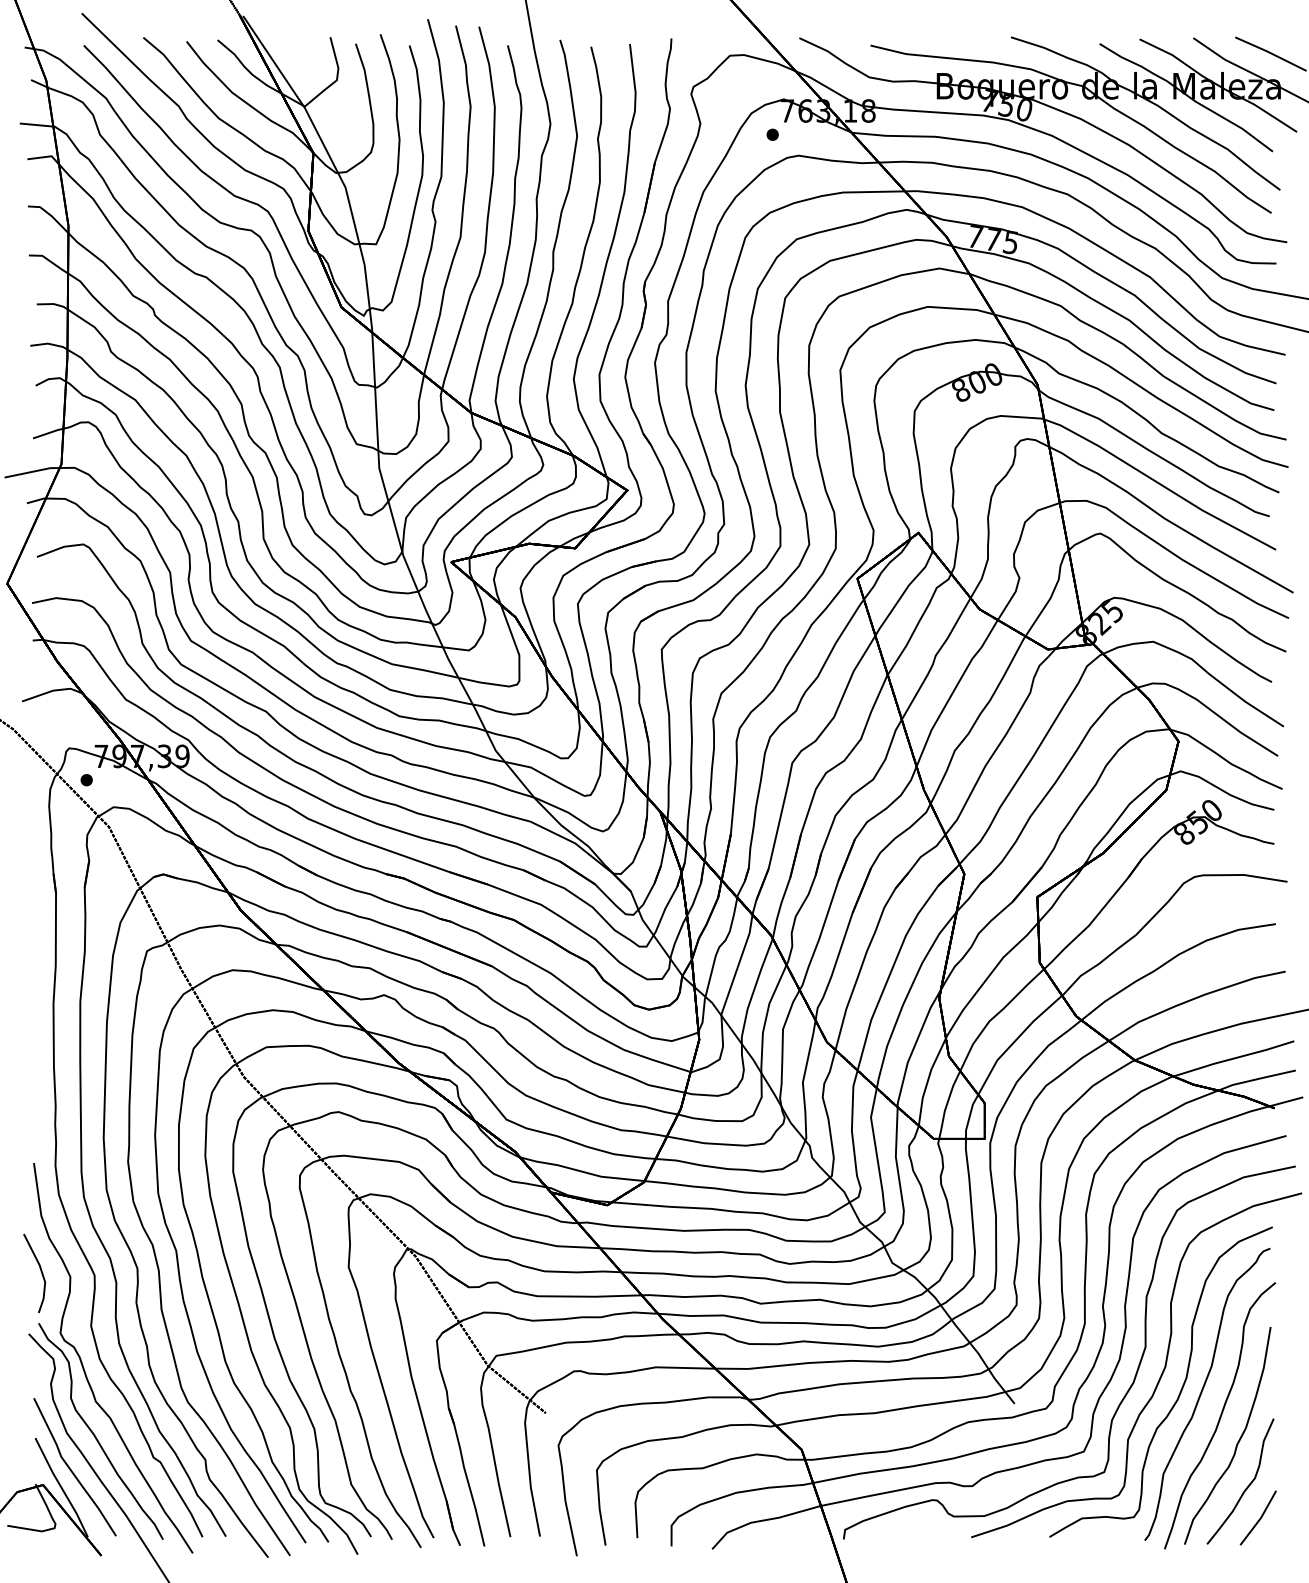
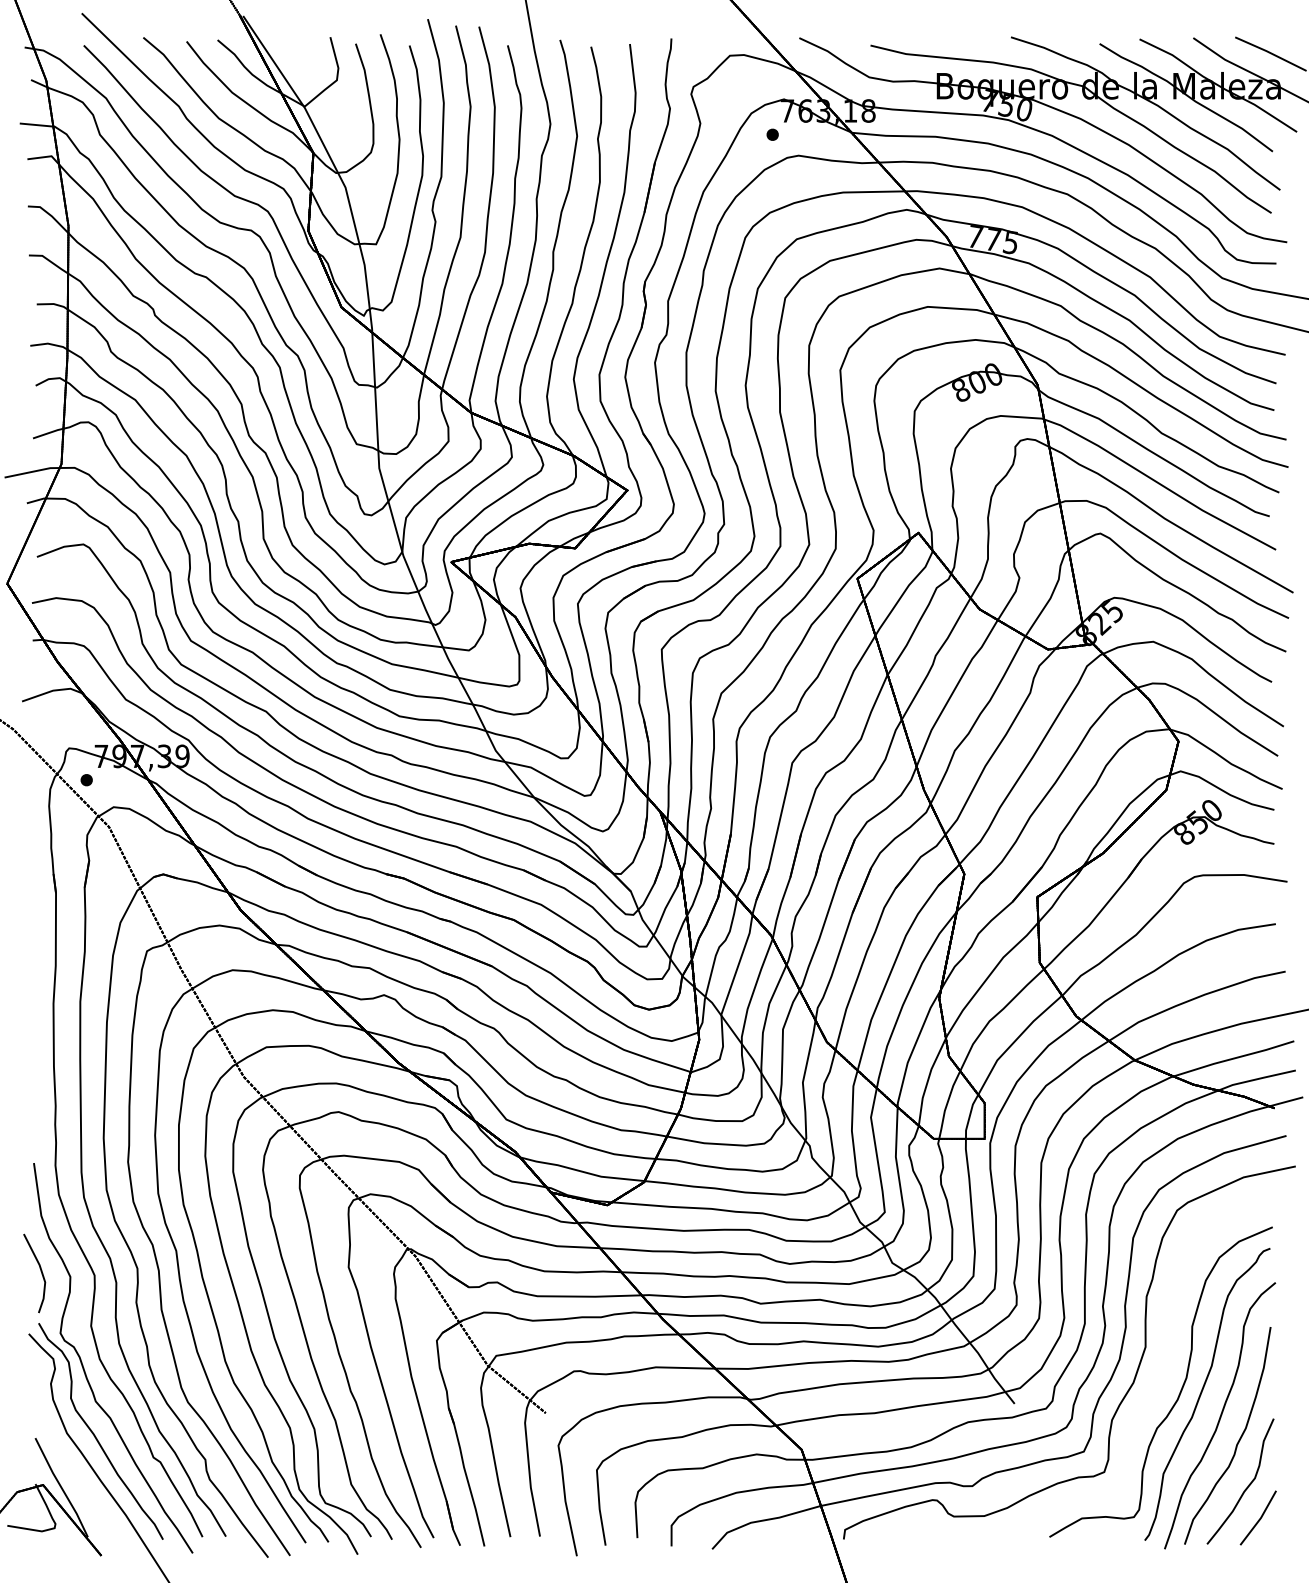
part: present -> none (1159, 1377)
part: present -> none (74, 1467)
